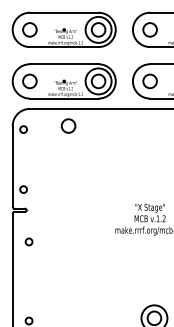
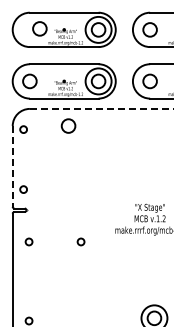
circle position: (29, 29) -> (39, 28) (39, 28)
line: solid -> dashed (101, 108)
line: solid -> dashed (12, 166)
circle: none -> present (80, 241)
